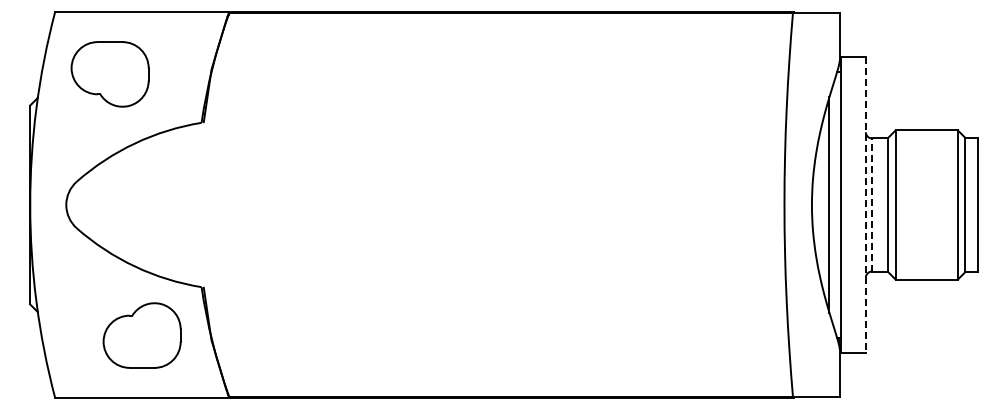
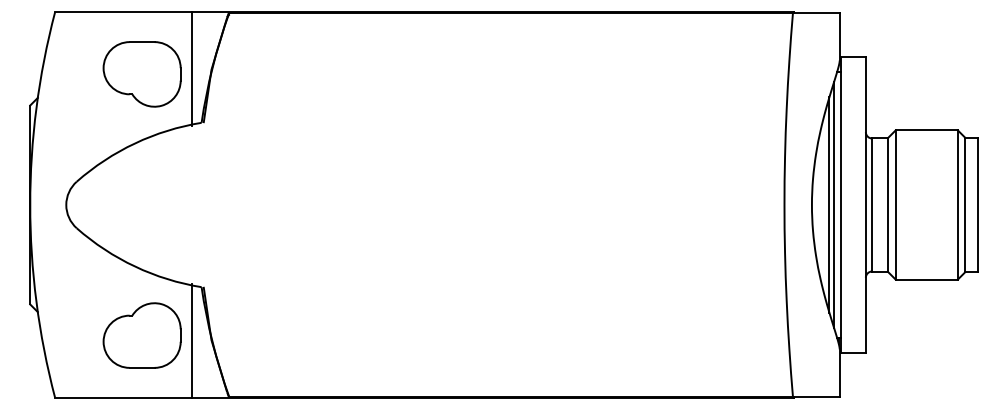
line: none -> present (191, 68)
part position: (109, 74) -> (141, 74) (141, 74)
line: dashed -> solid (865, 204)
line: dashed -> solid (872, 204)
line: none -> present (834, 205)
line: none -> present (191, 340)
